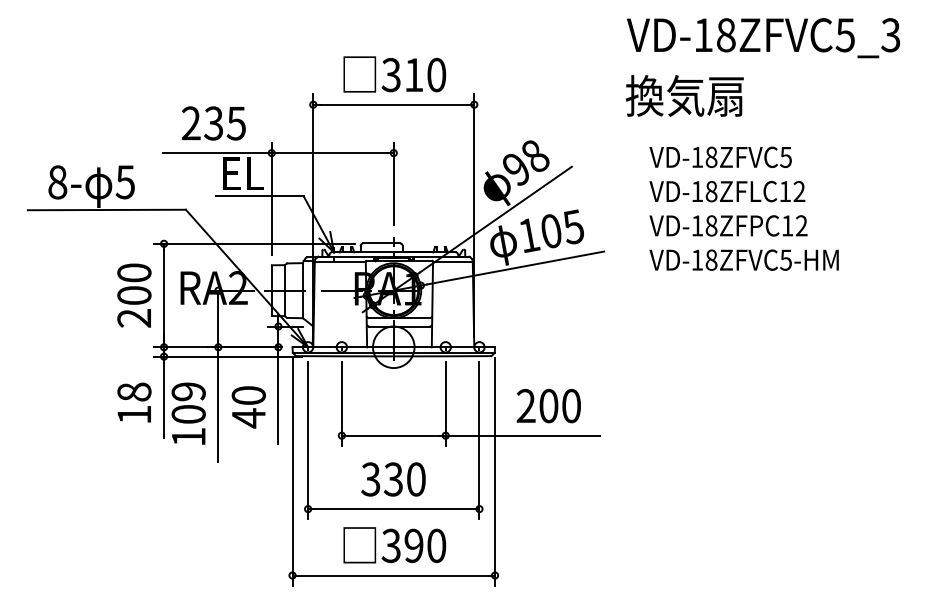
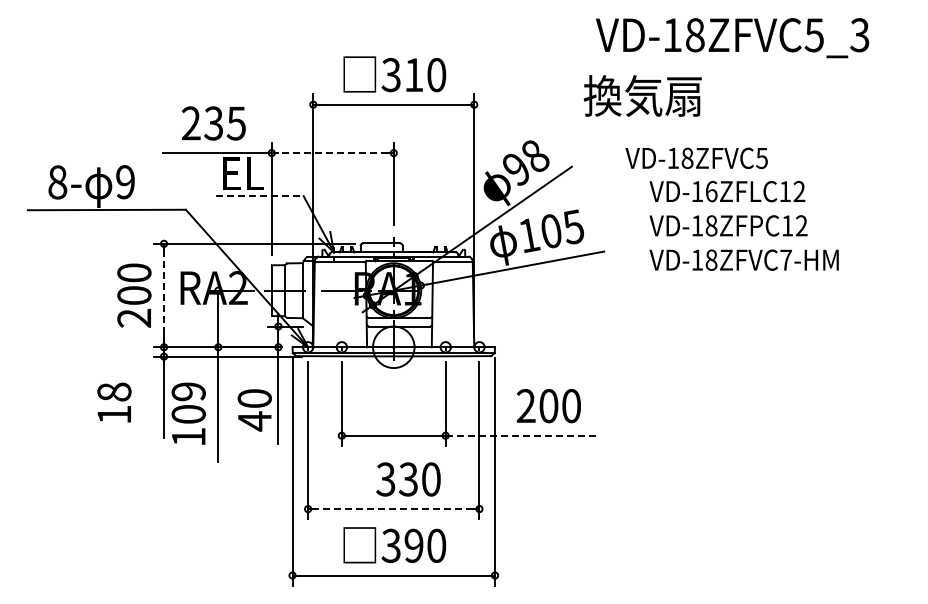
text position: (763, 38) -> (732, 38) (732, 38)
text position: (684, 95) -> (642, 95) (642, 95)
line: solid -> dashed (332, 153)
text position: (720, 156) -> (696, 157) (696, 157)
text: 5 -> 9 (124, 182)
text: VD-18ZFLC12 -> VD-16ZFLC12 (711, 191)
line: solid -> dashed (259, 196)
text: VD-18ZFVC5-HM -> VD-18ZFVC7-HM (785, 259)
line: solid -> dashed (164, 296)
text position: (134, 402) -> (114, 402) (114, 402)
text position: (248, 407) -> (254, 410) (254, 410)
line: solid -> dashed (523, 435)
text position: (393, 479) -> (408, 479) (408, 479)
line: solid -> dashed (393, 509)
